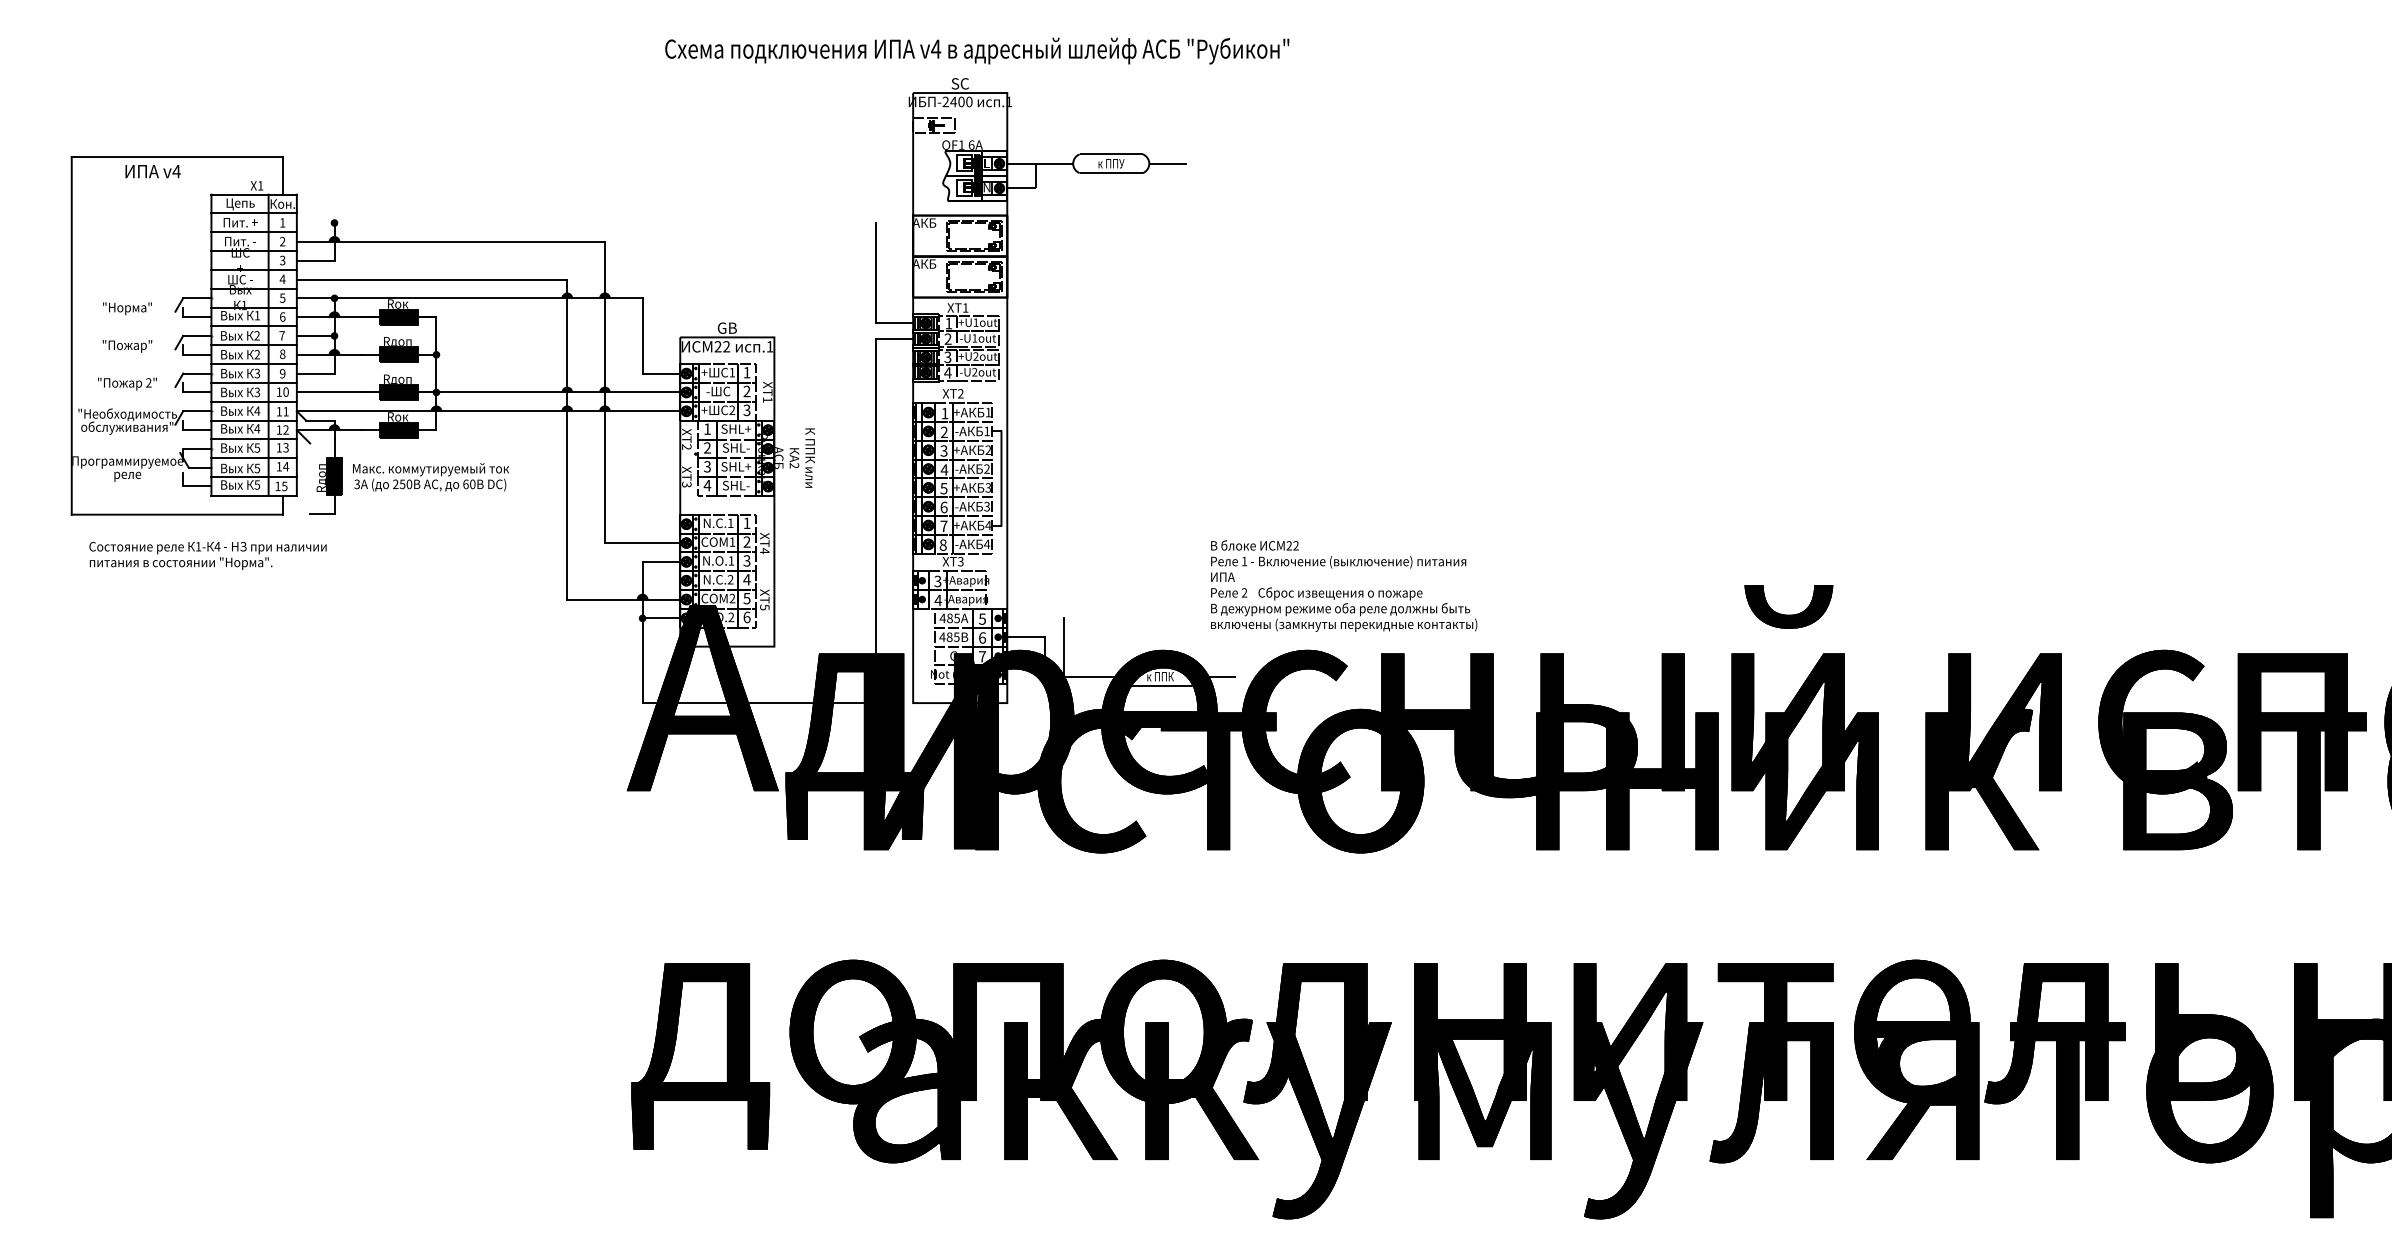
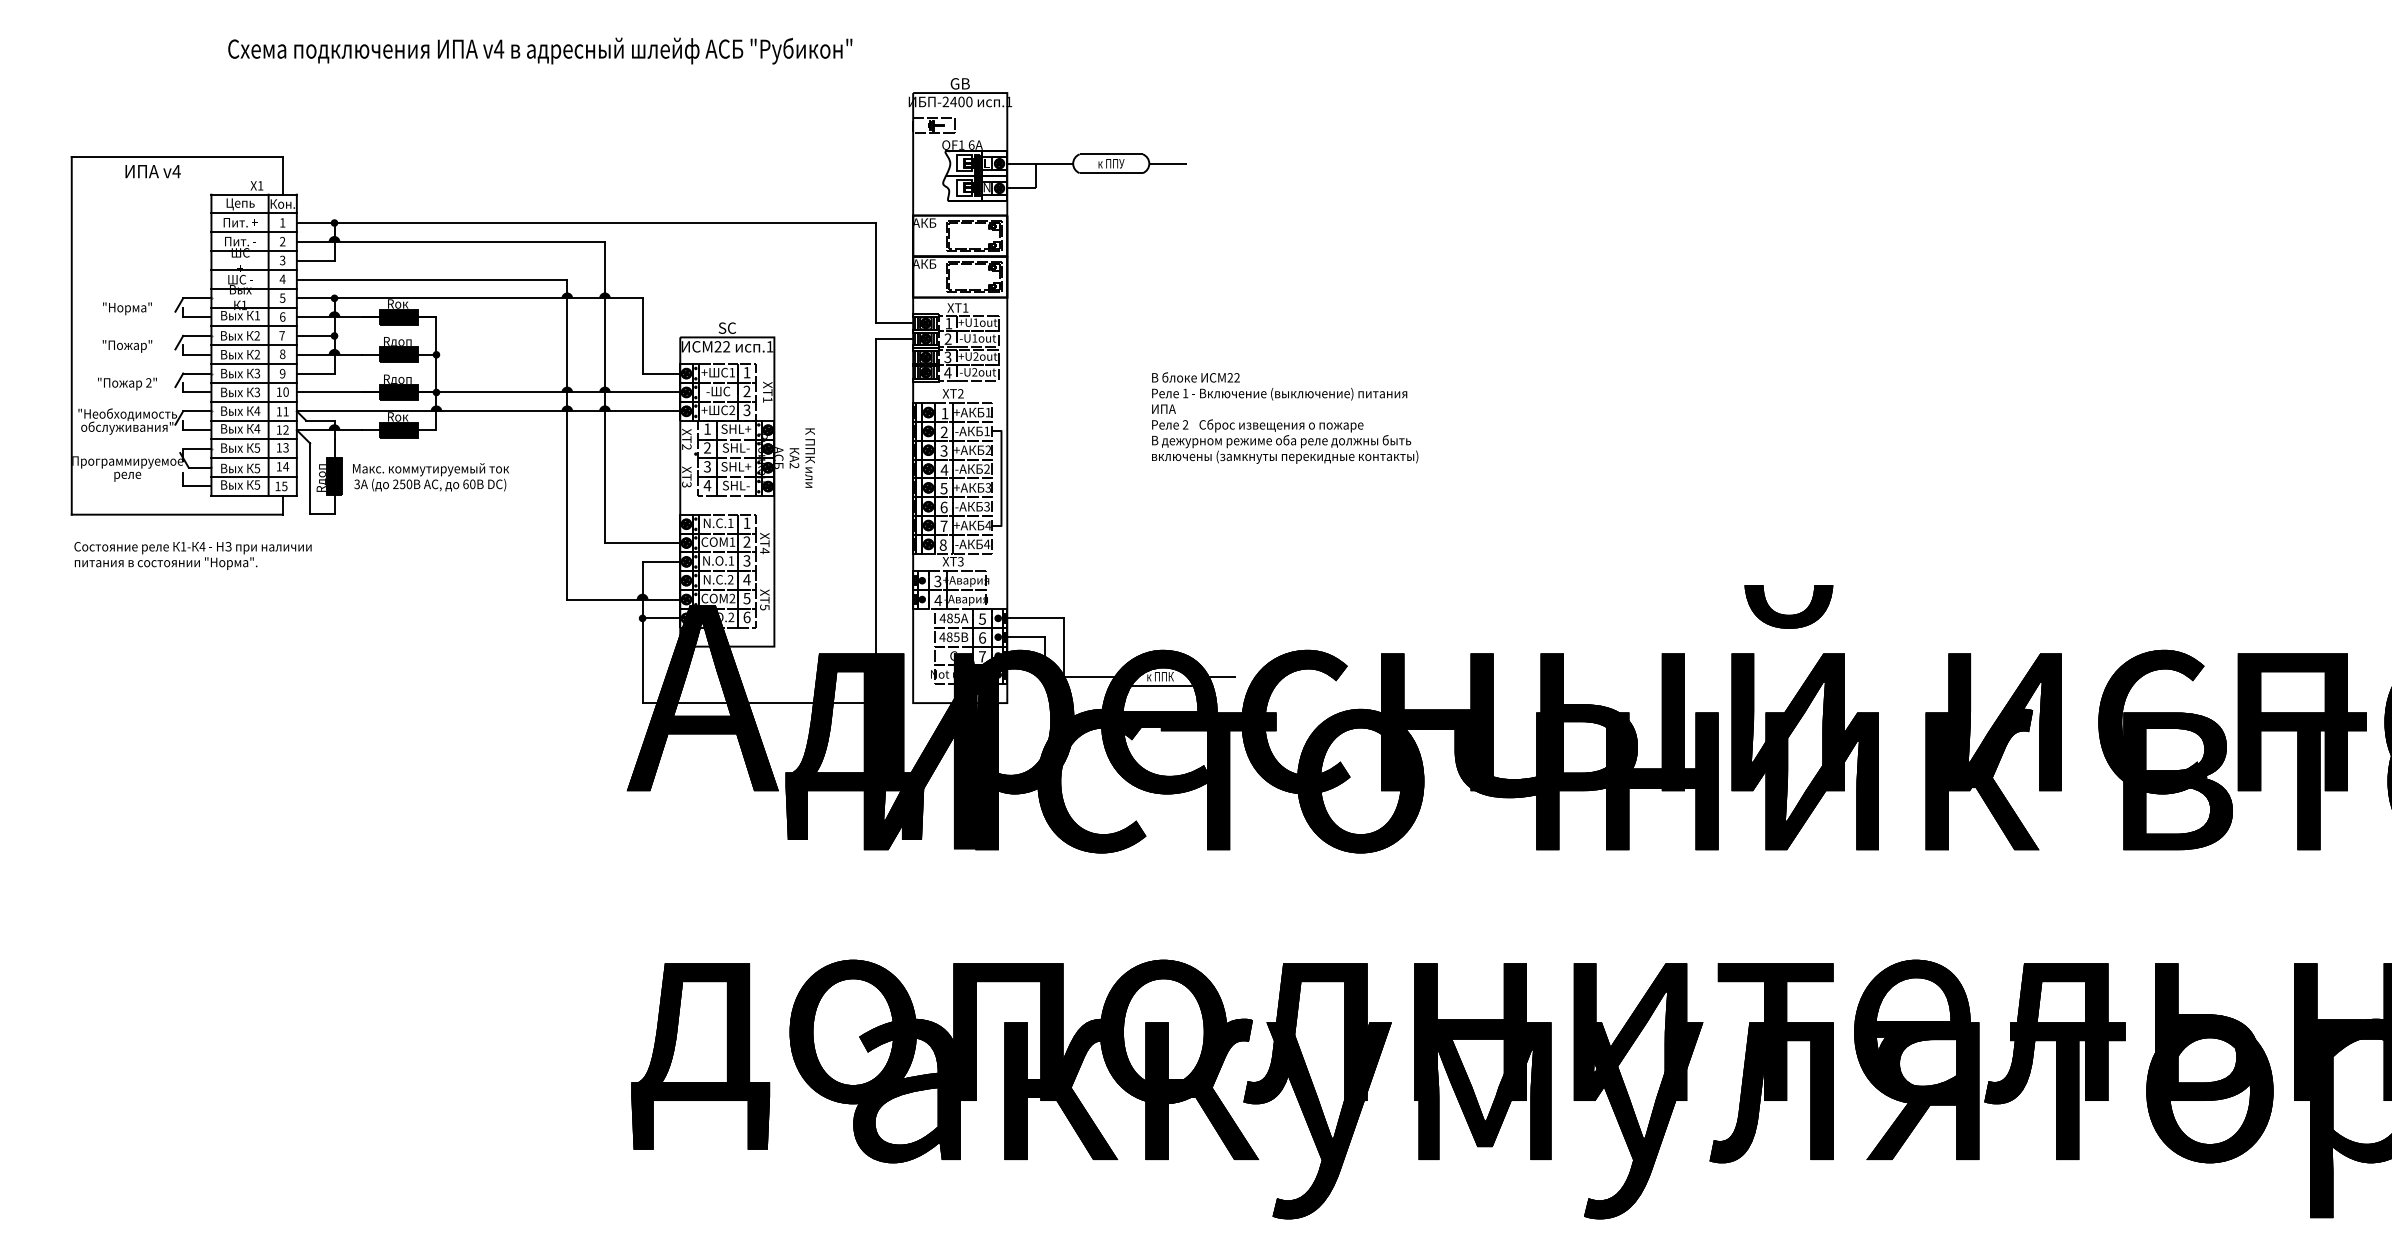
text position: (977, 50) -> (540, 50) (540, 50)
text: SC -> GB (959, 83)
line: none -> present (585, 223)
text: GB -> SC (726, 327)
line: none -> present (310, 478)
text position: (207, 555) -> (192, 555) (192, 555)
text position: (1344, 585) -> (1285, 417) (1285, 417)
line: none -> present (1035, 618)
